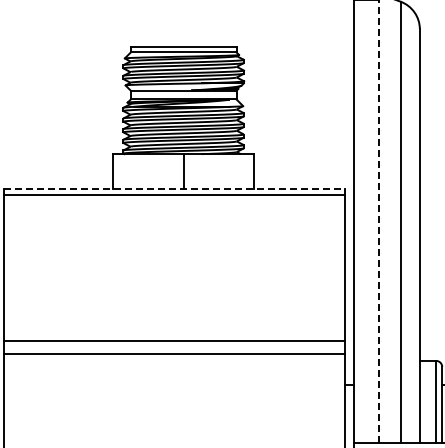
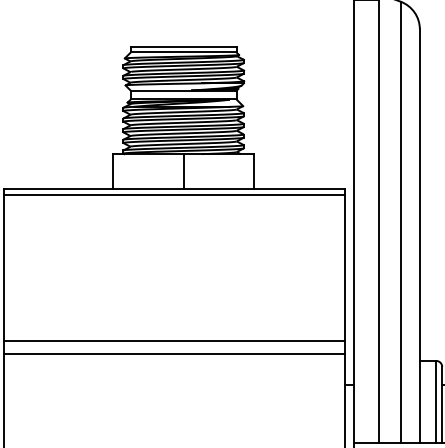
line: dashed -> solid (175, 189)
line: dashed -> solid (378, 221)
